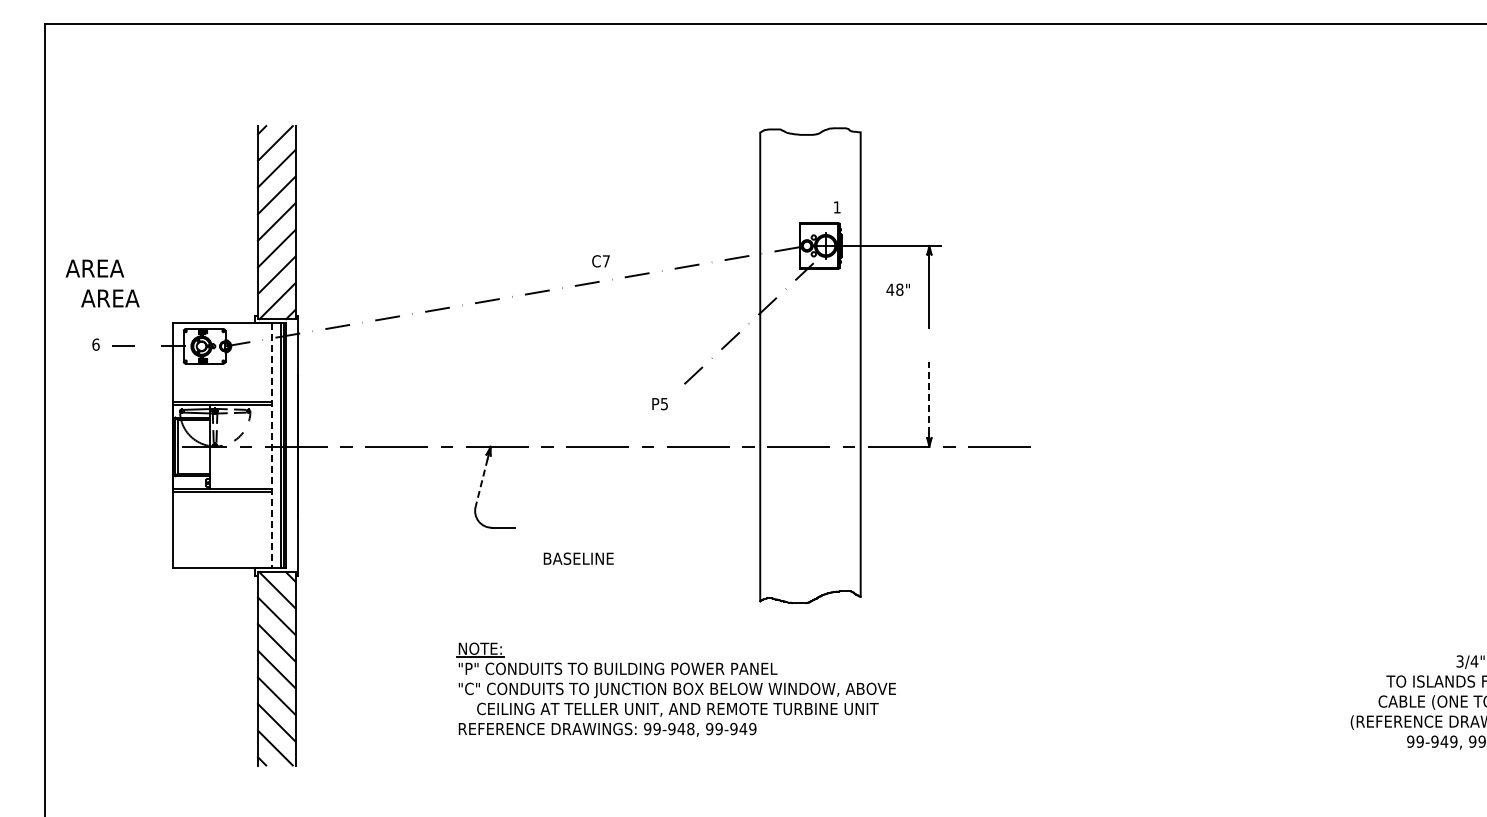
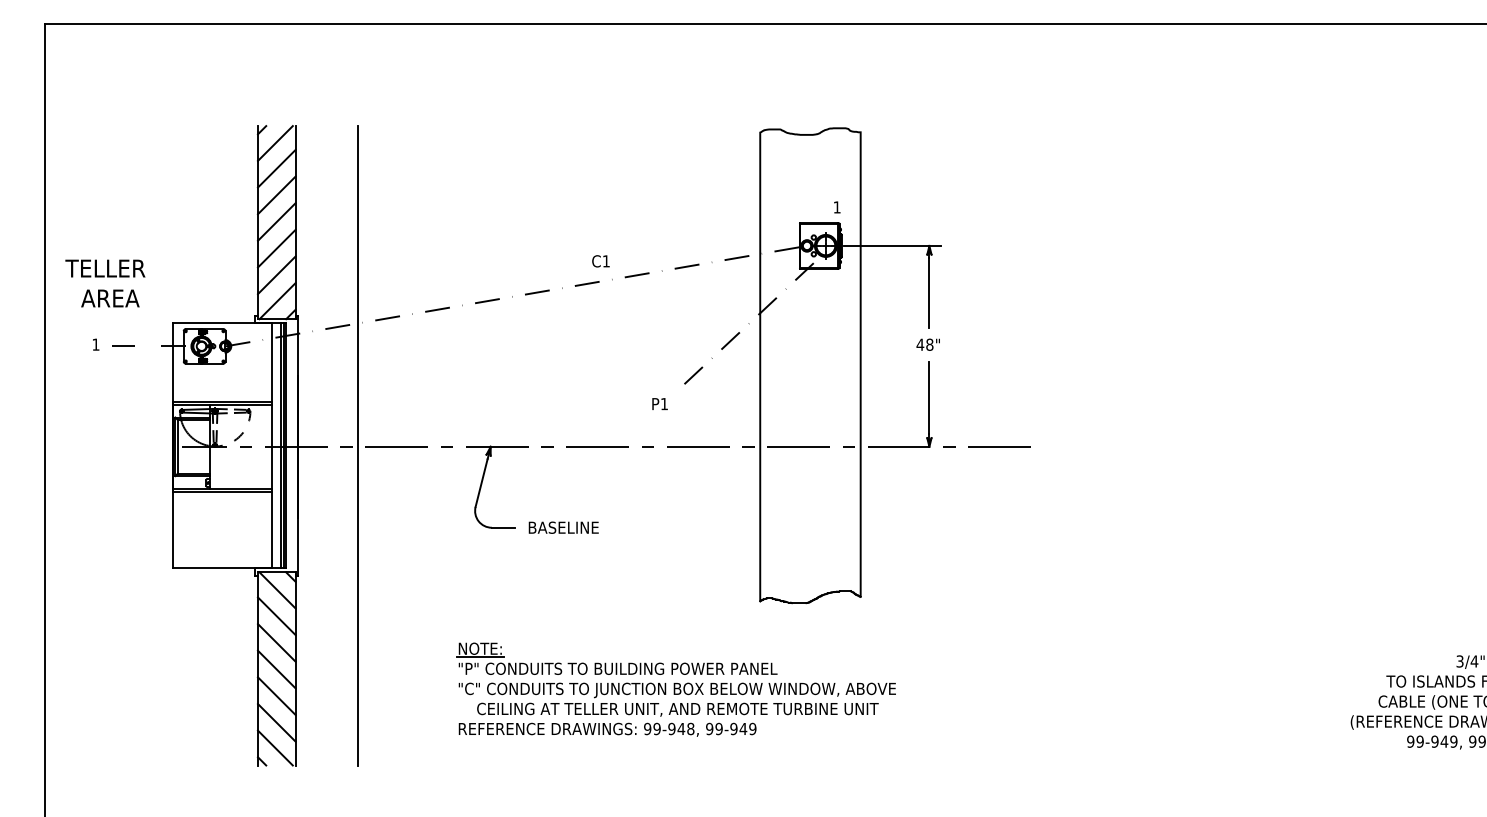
text: C7 -> C1 (606, 261)
text: AREA -> TELLER (105, 268)
text position: (897, 289) -> (927, 344) (927, 344)
text: 6 -> 1 (95, 344)
line: dashed -> solid (929, 397)
text: P5 -> P1 (664, 404)
line: none -> present (358, 445)
line: dashed -> solid (271, 446)
line: dashed -> solid (481, 482)
text position: (578, 558) -> (563, 527) (563, 527)
